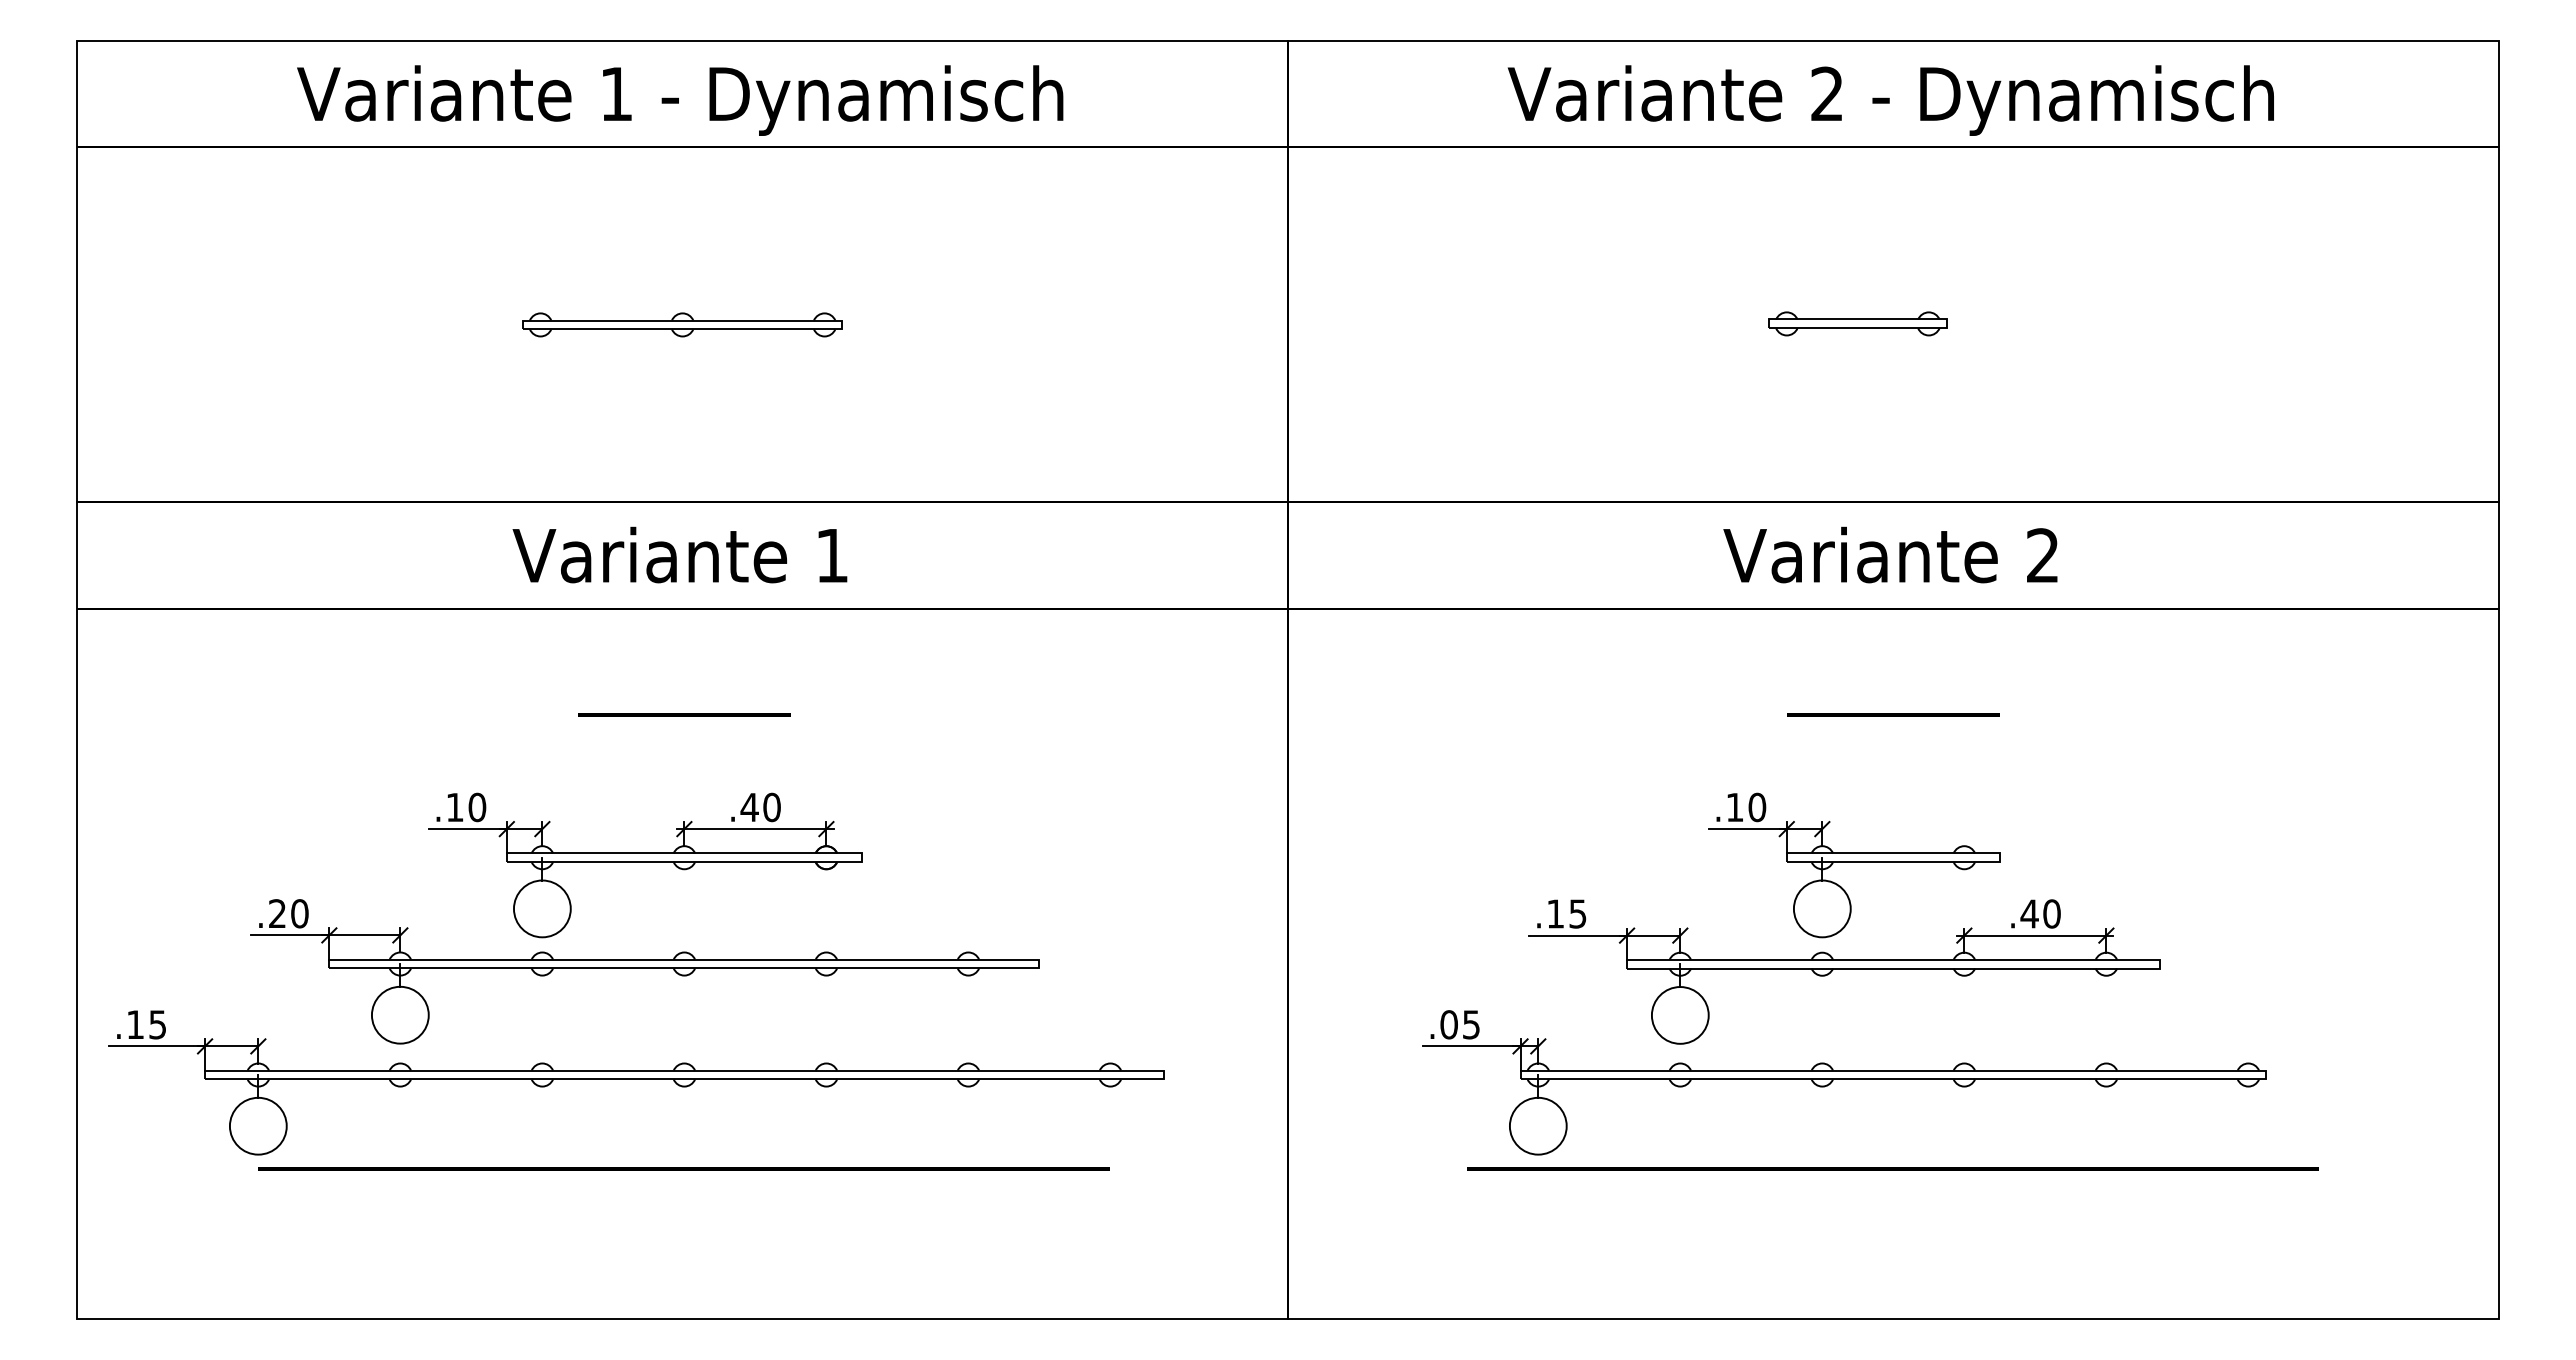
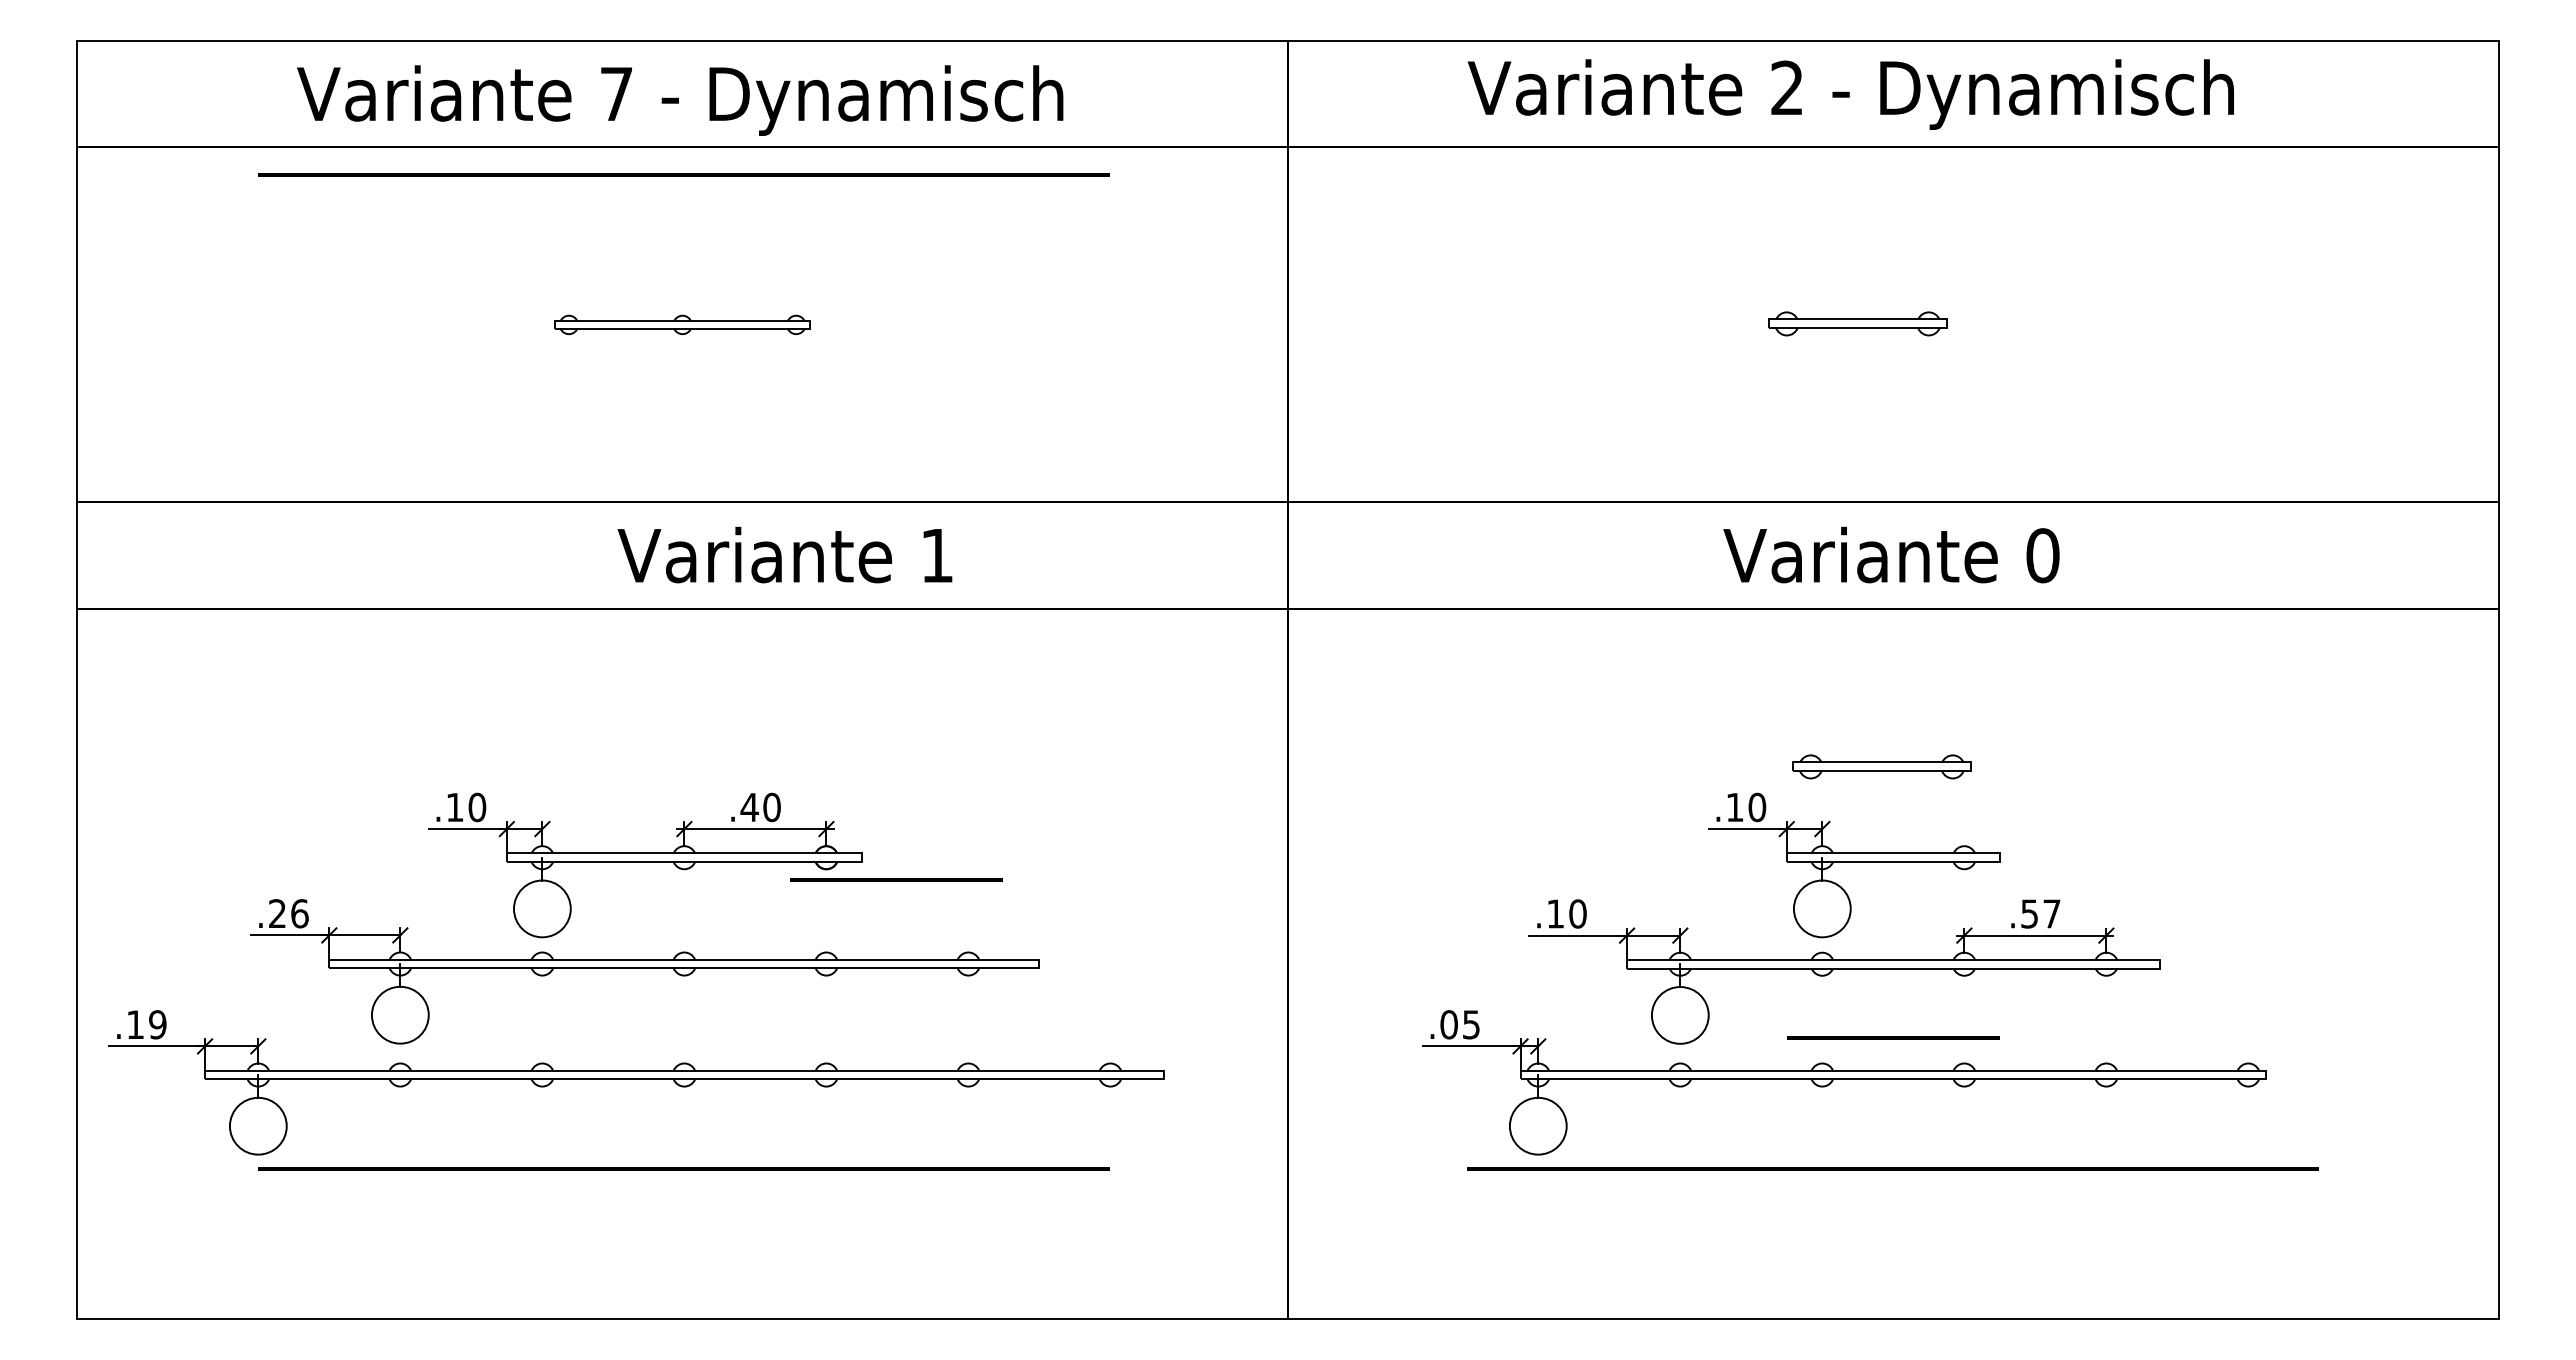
text: 1 -> 7 (616, 93)
text position: (1890, 100) -> (1850, 94) (1850, 94)
line: none -> present (683, 174)
part size: 321x26 px -> 257x22 px (682, 324)
text position: (679, 554) -> (784, 554) (784, 554)
text: 2 -> 0 (2042, 555)
line position: (684, 714) -> (896, 879) (896, 879)
line position: (1893, 714) -> (1893, 1037) (1893, 1037)
part: none -> present (1881, 766)
text: .20 -> .26 (299, 913)
text: .15 -> .10 (1577, 913)
text: .40 -> .57 (2040, 913)
text: .15 -> .19 (157, 1024)
